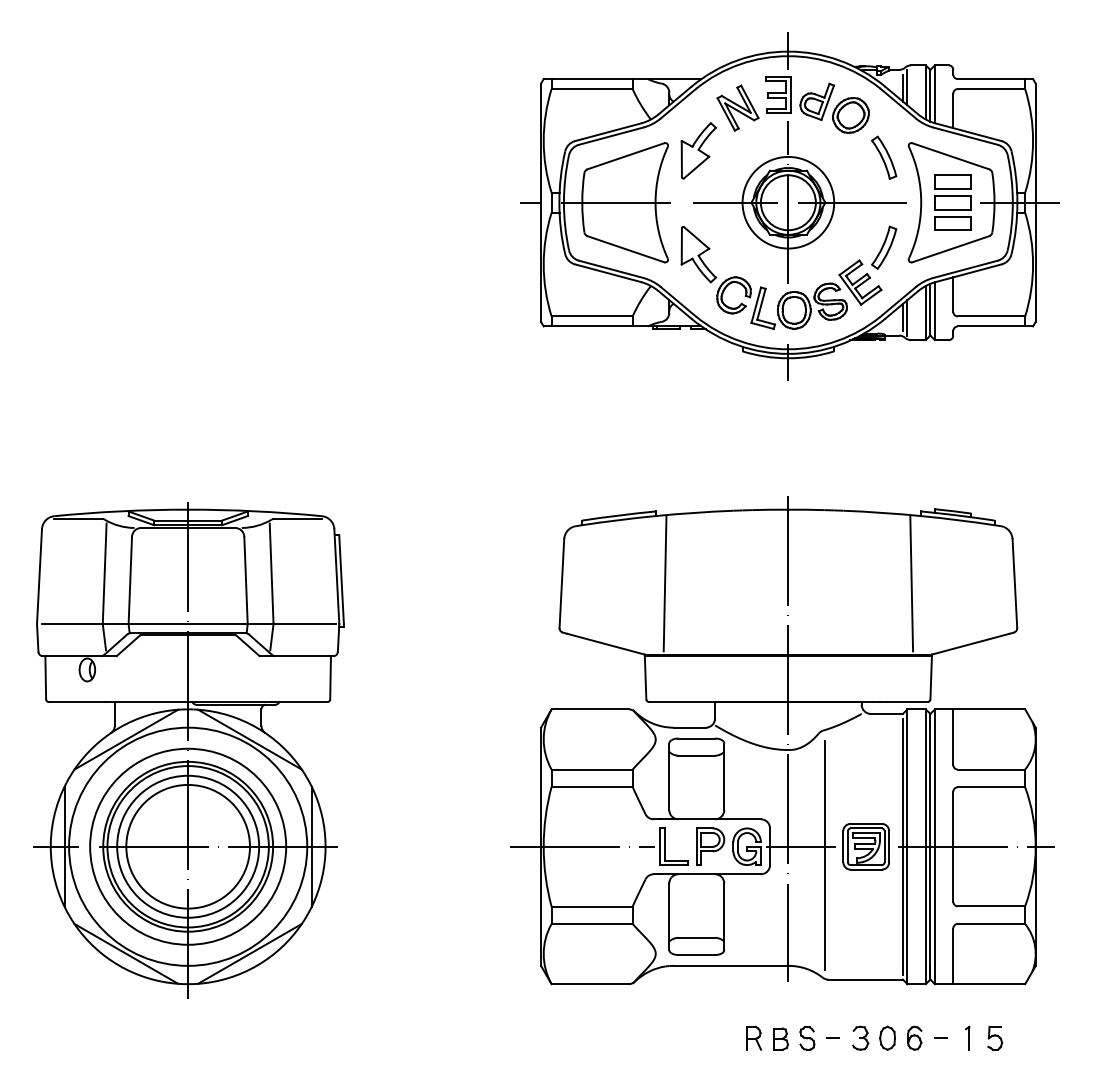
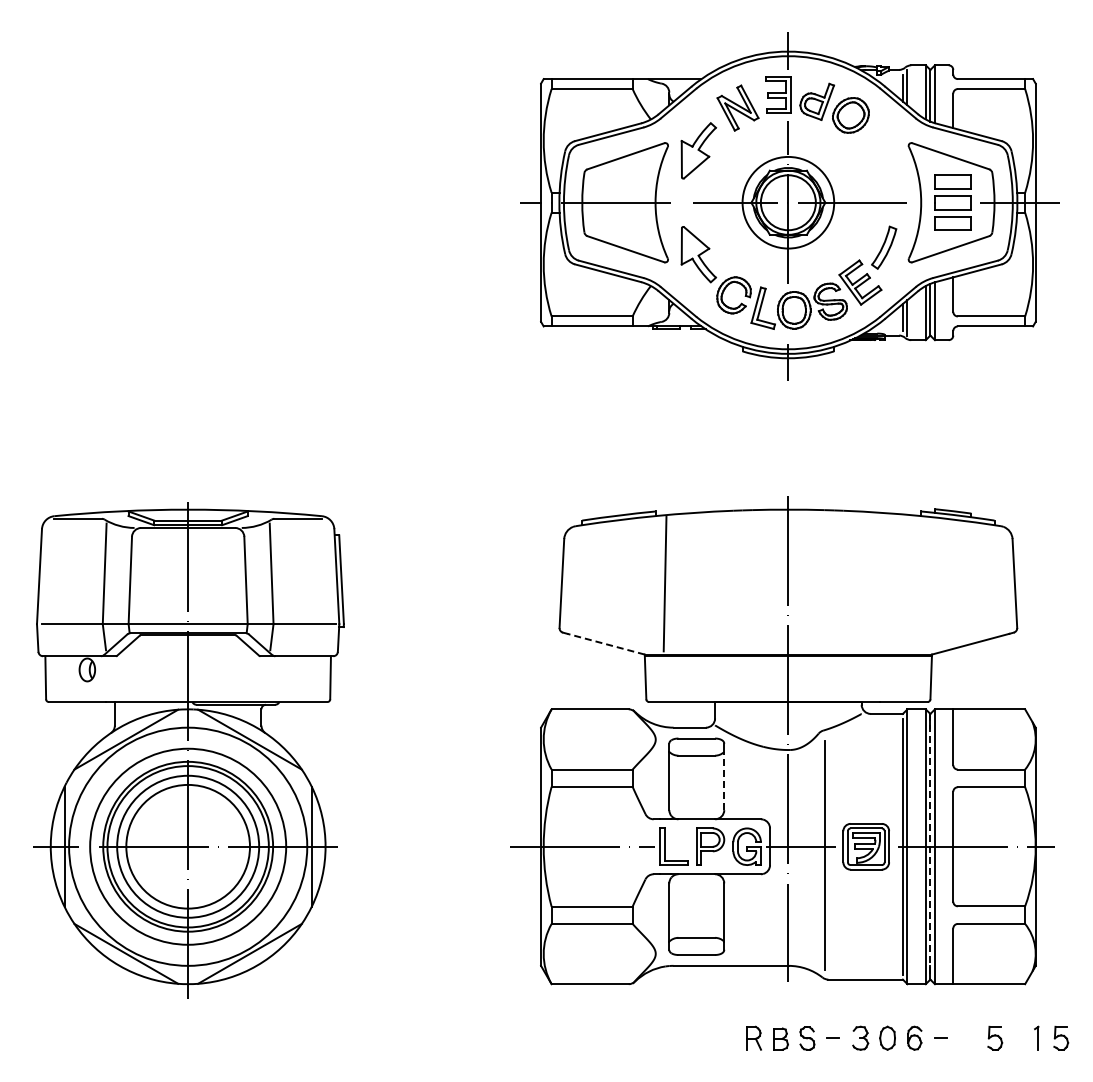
part: present -> none (884, 157)
line: present -> none (911, 583)
line: solid -> dashed (605, 644)
line: solid -> dashed (724, 780)
line: solid -> dashed (930, 846)
part position: (967, 1037) -> (1036, 1037) (1036, 1037)
part: none -> present (1061, 1037)
